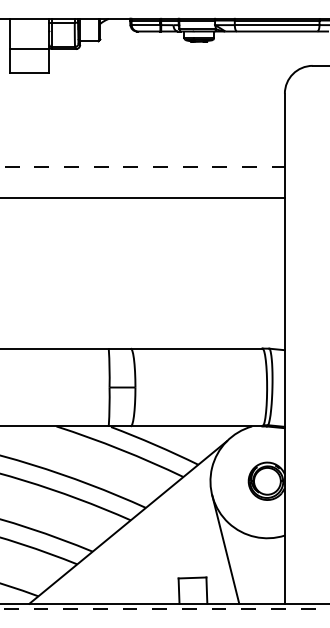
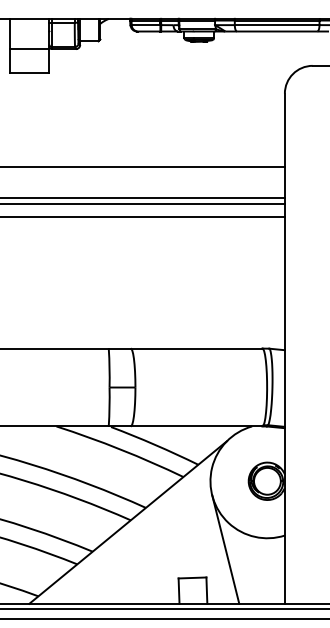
line: dashed -> solid (143, 167)
line: none -> present (143, 204)
line: none -> present (143, 217)
line: dashed -> solid (164, 609)
line: none -> present (164, 619)
